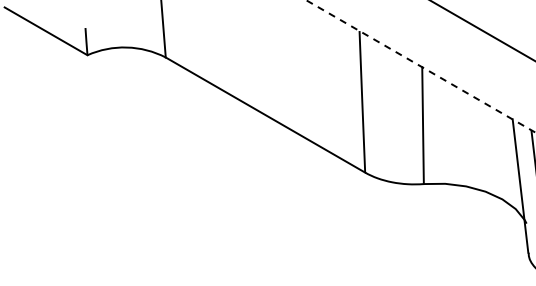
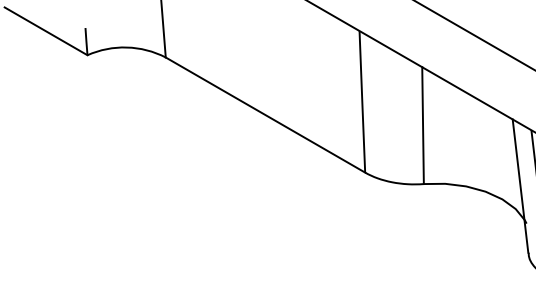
line position: (482, 30) -> (474, 35) (474, 35)
line: dashed -> solid (420, 66)
